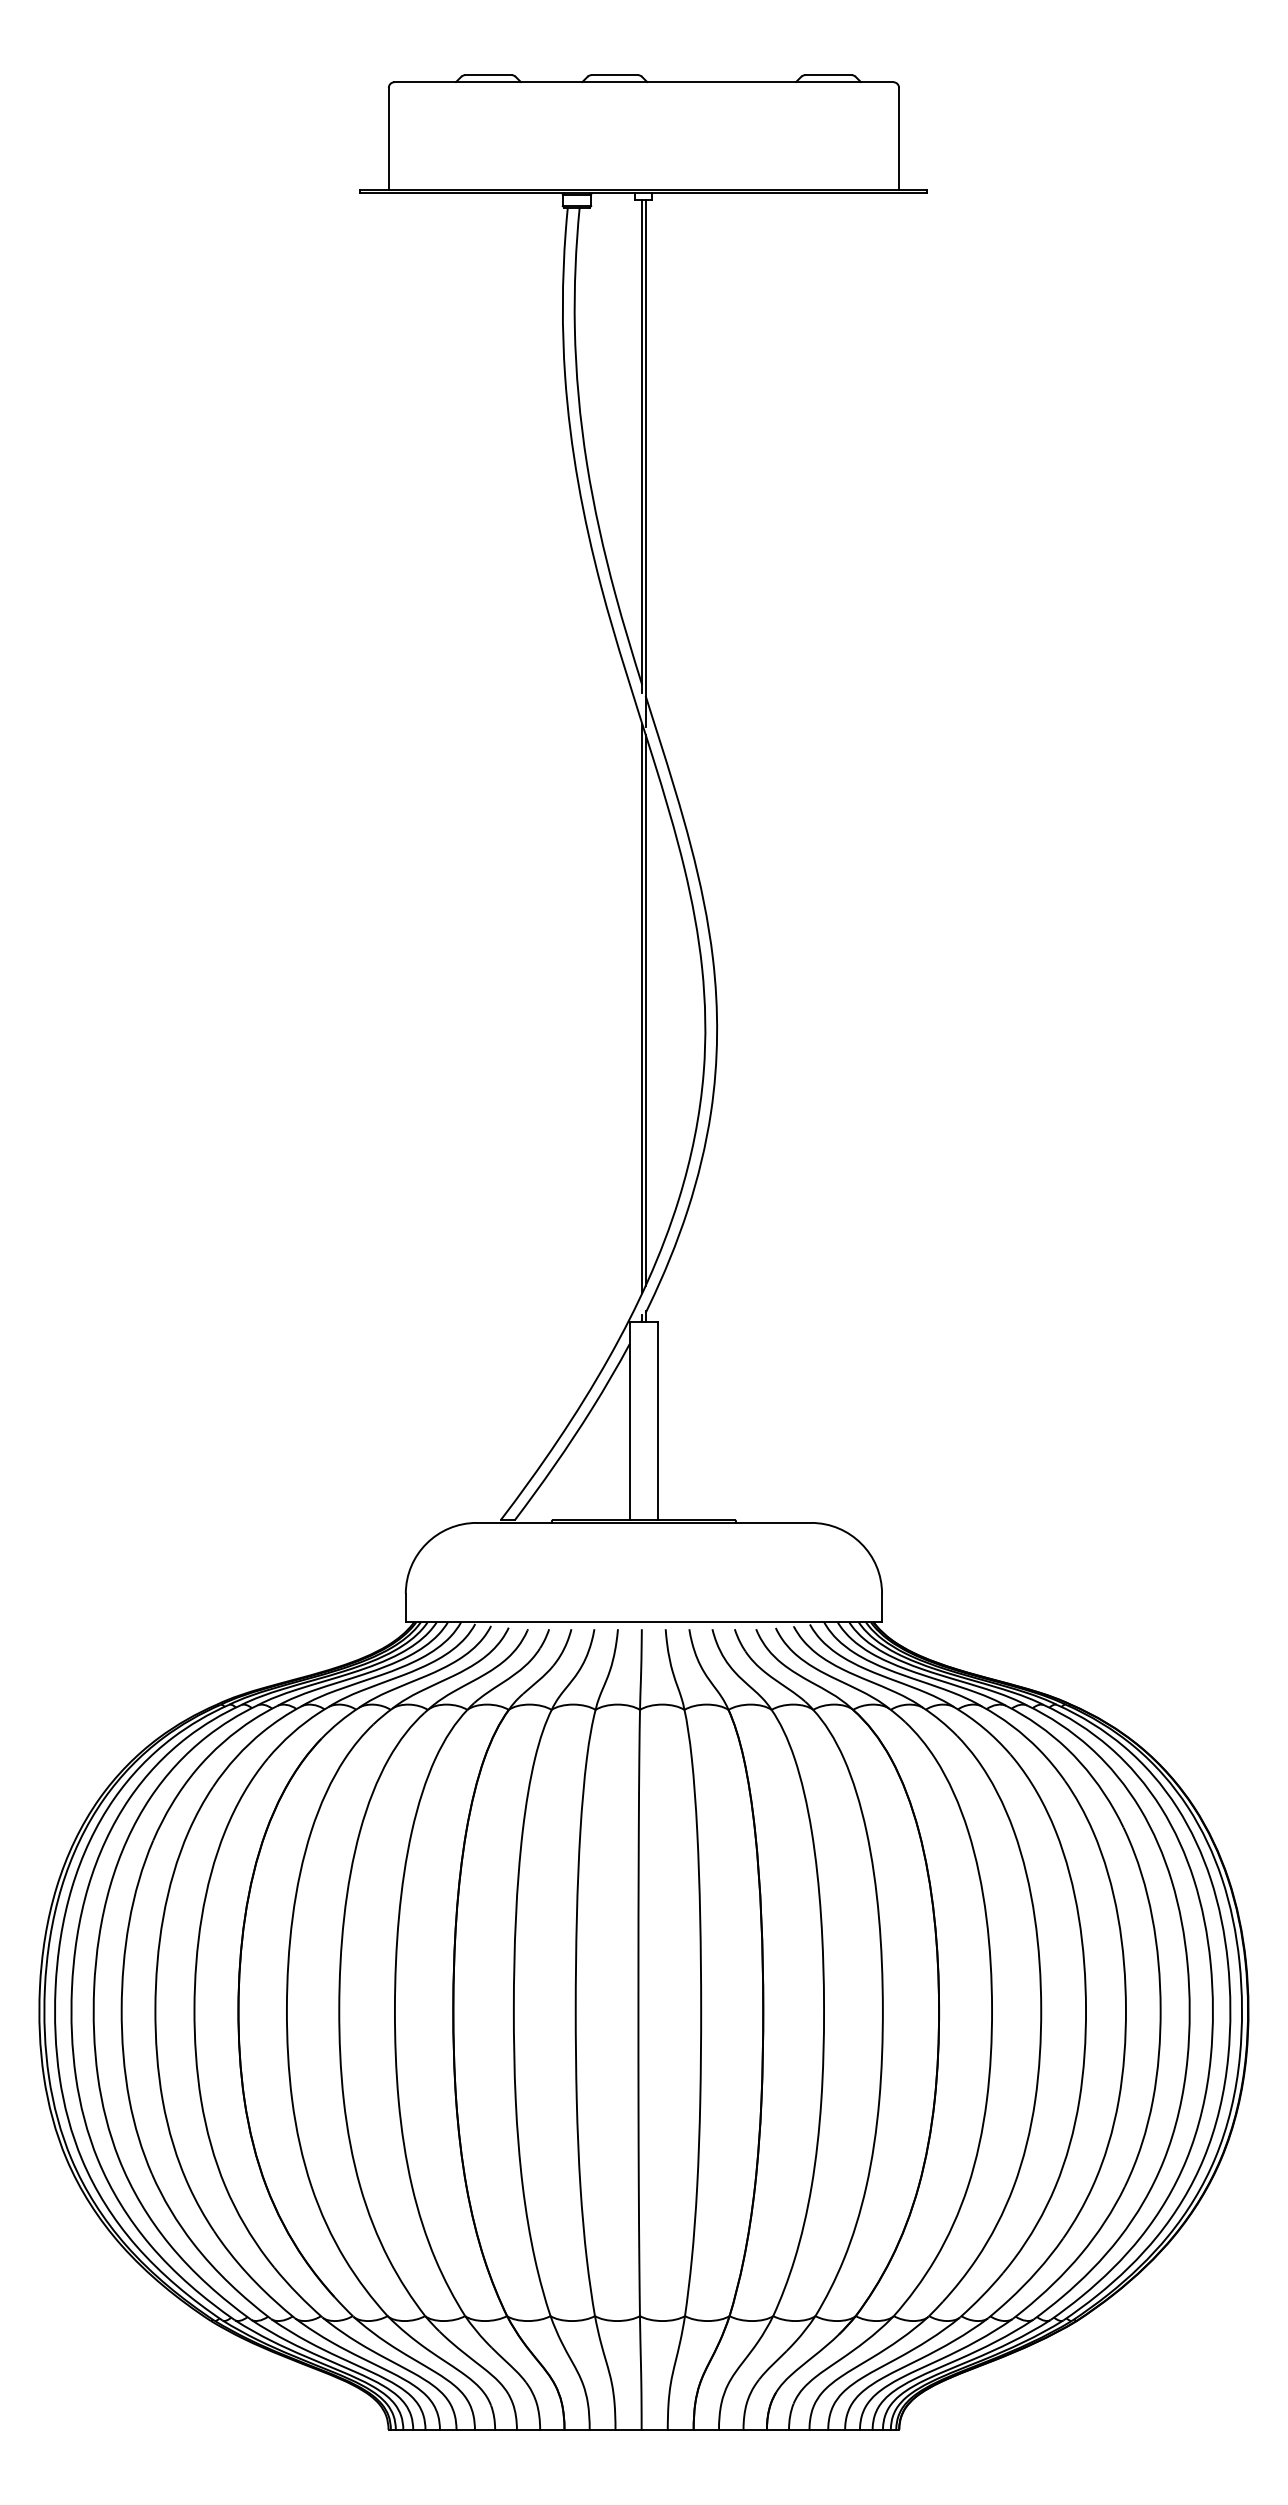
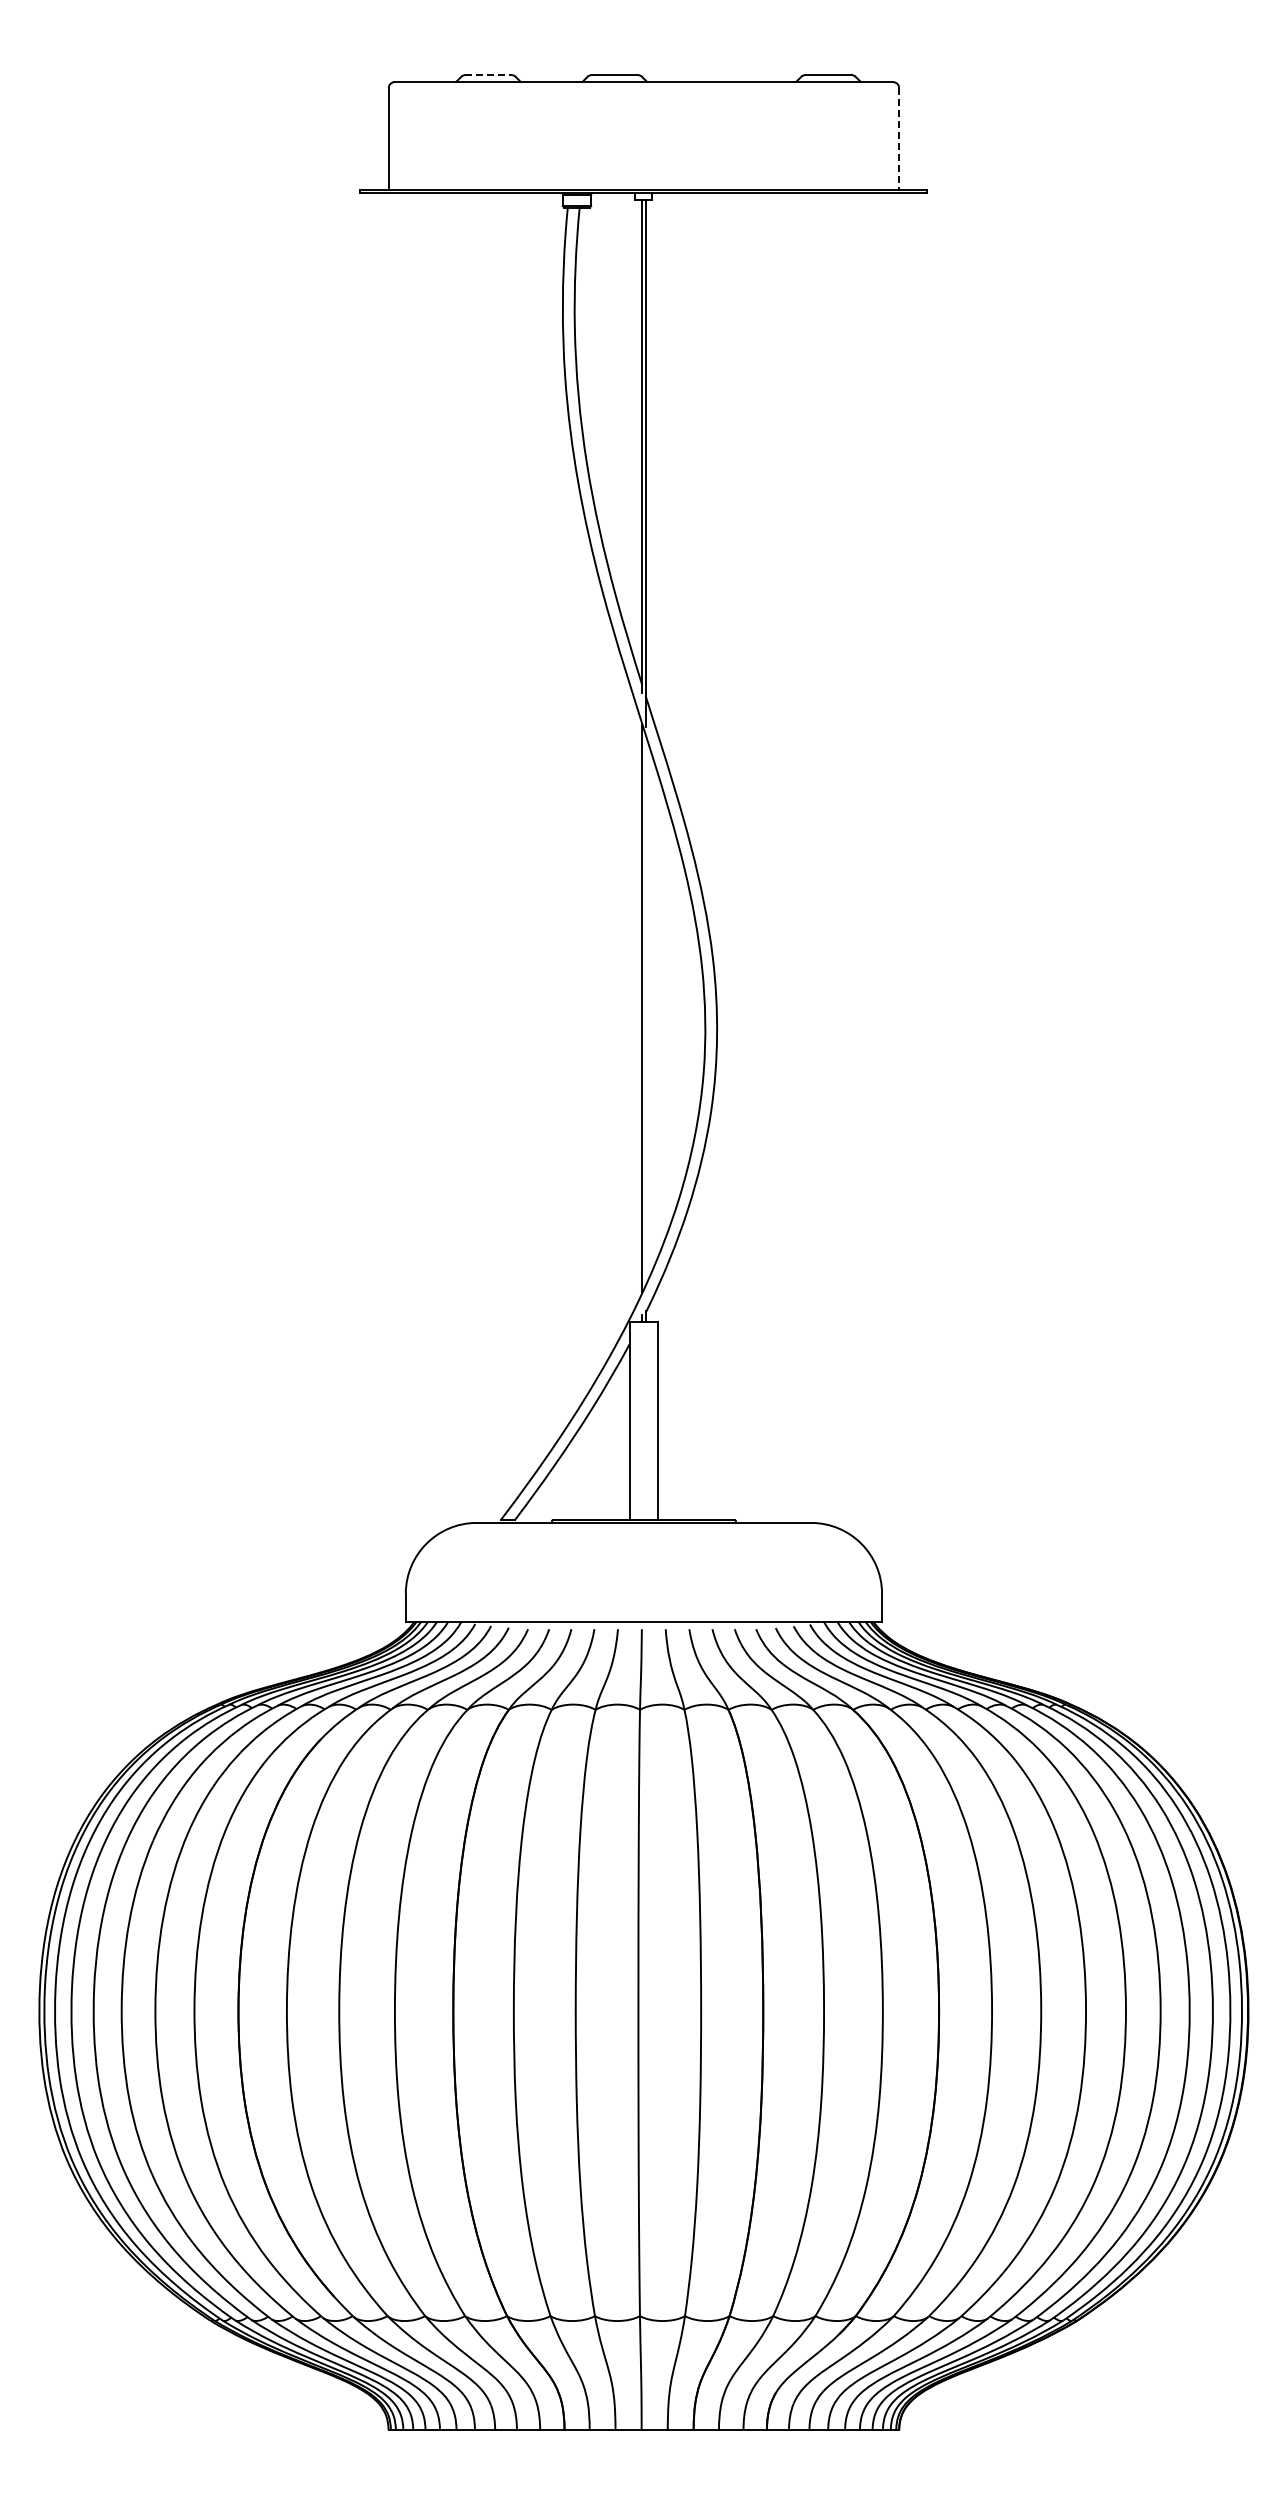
line: solid -> dashed (488, 75)
line: solid -> dashed (899, 139)
line: present -> none (645, 1010)
